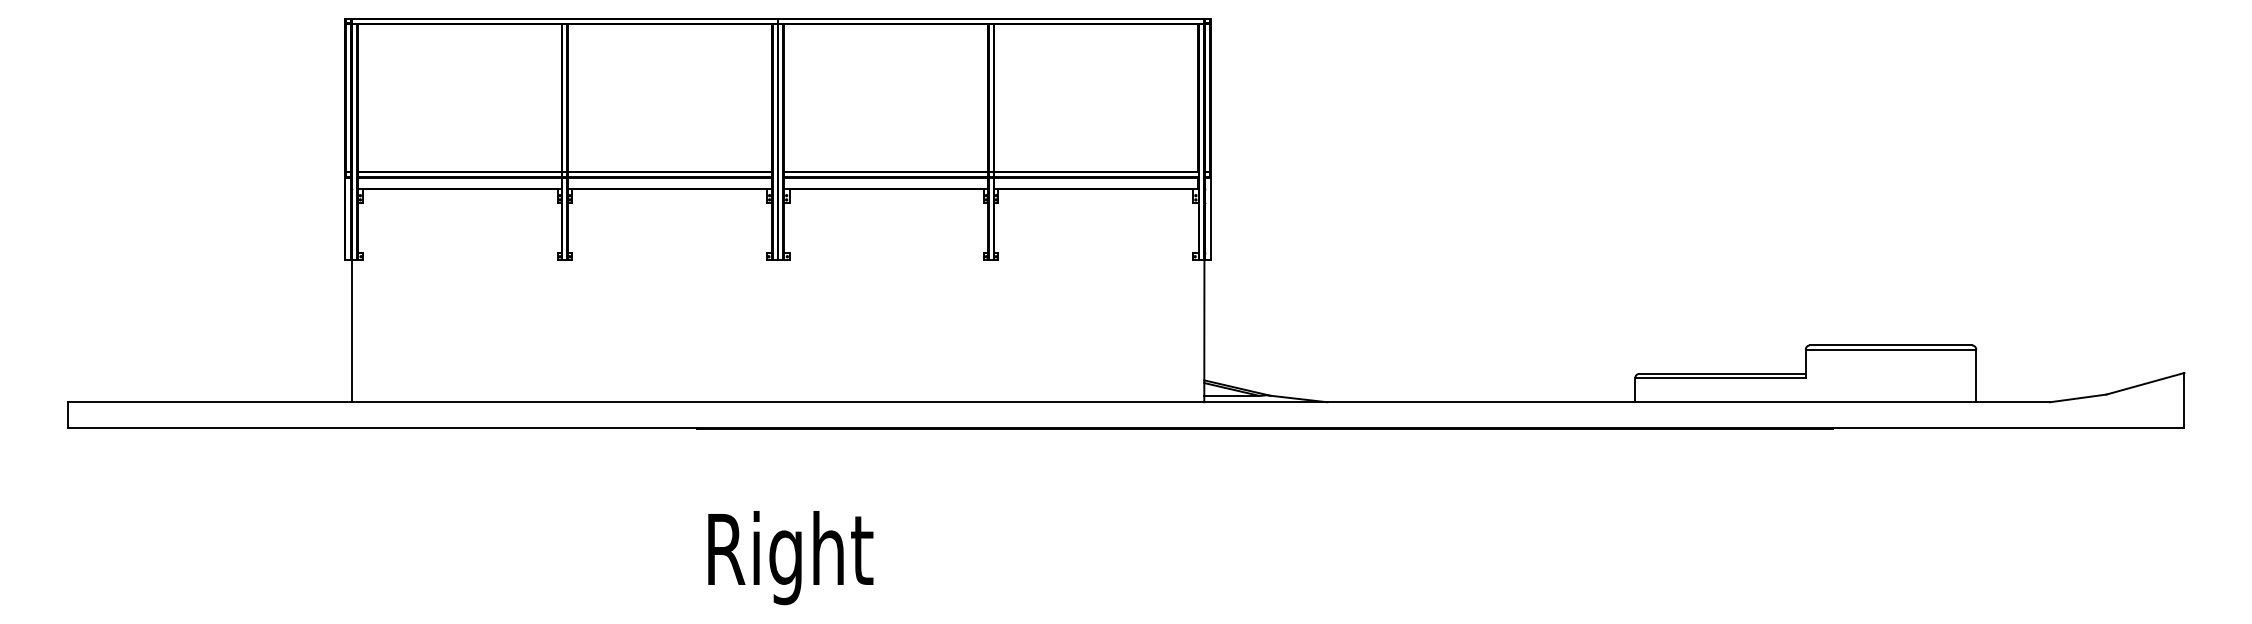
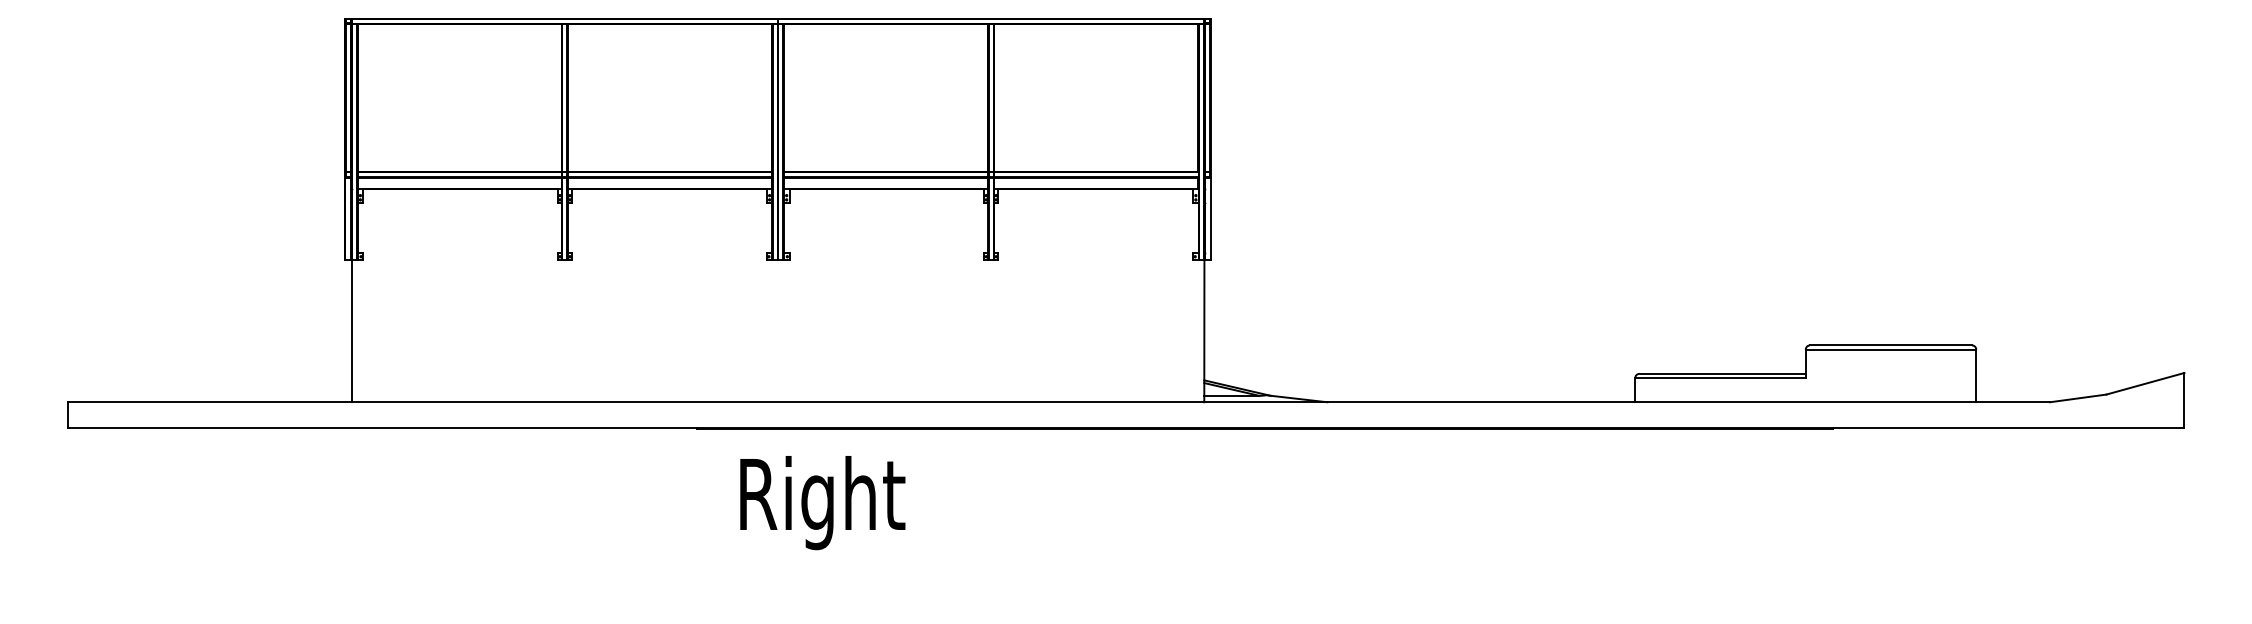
text position: (790, 558) -> (822, 503) (822, 503)
